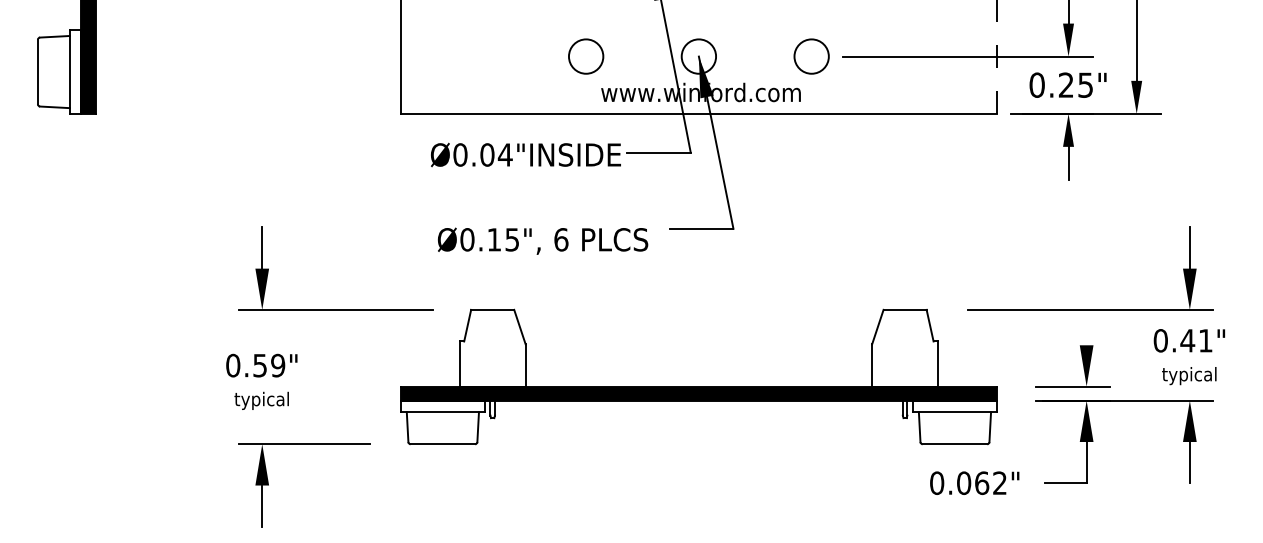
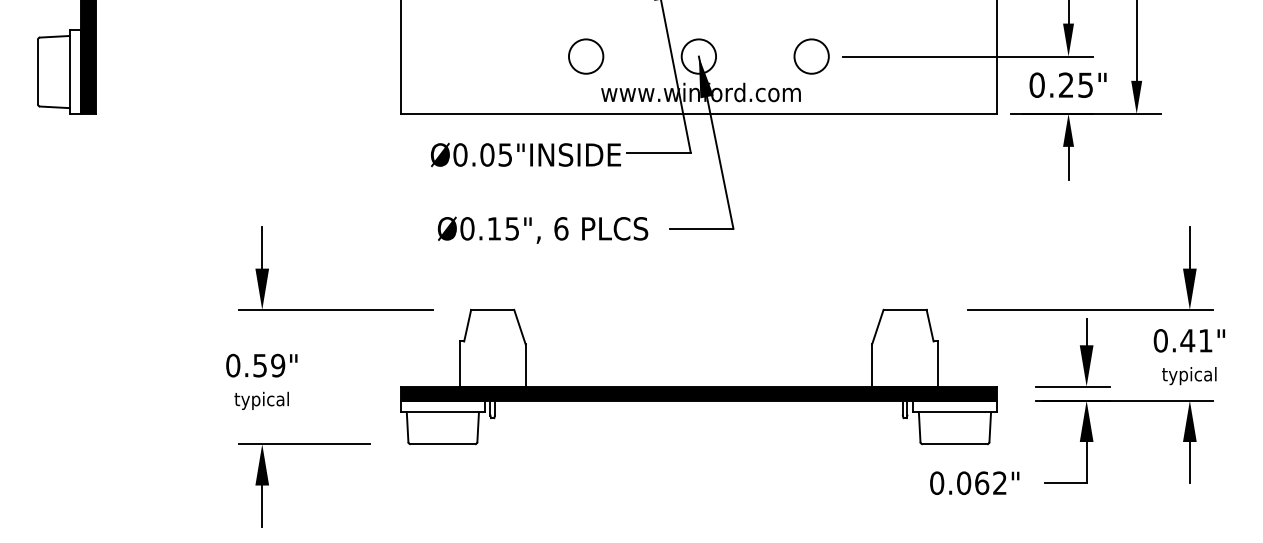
line: dashed -> solid (996, 56)
text: Ø0.04"INSIDE -> Ø0.05"INSIDE (504, 154)
text position: (542, 240) -> (542, 229) (542, 229)
line: none -> present (1086, 332)
